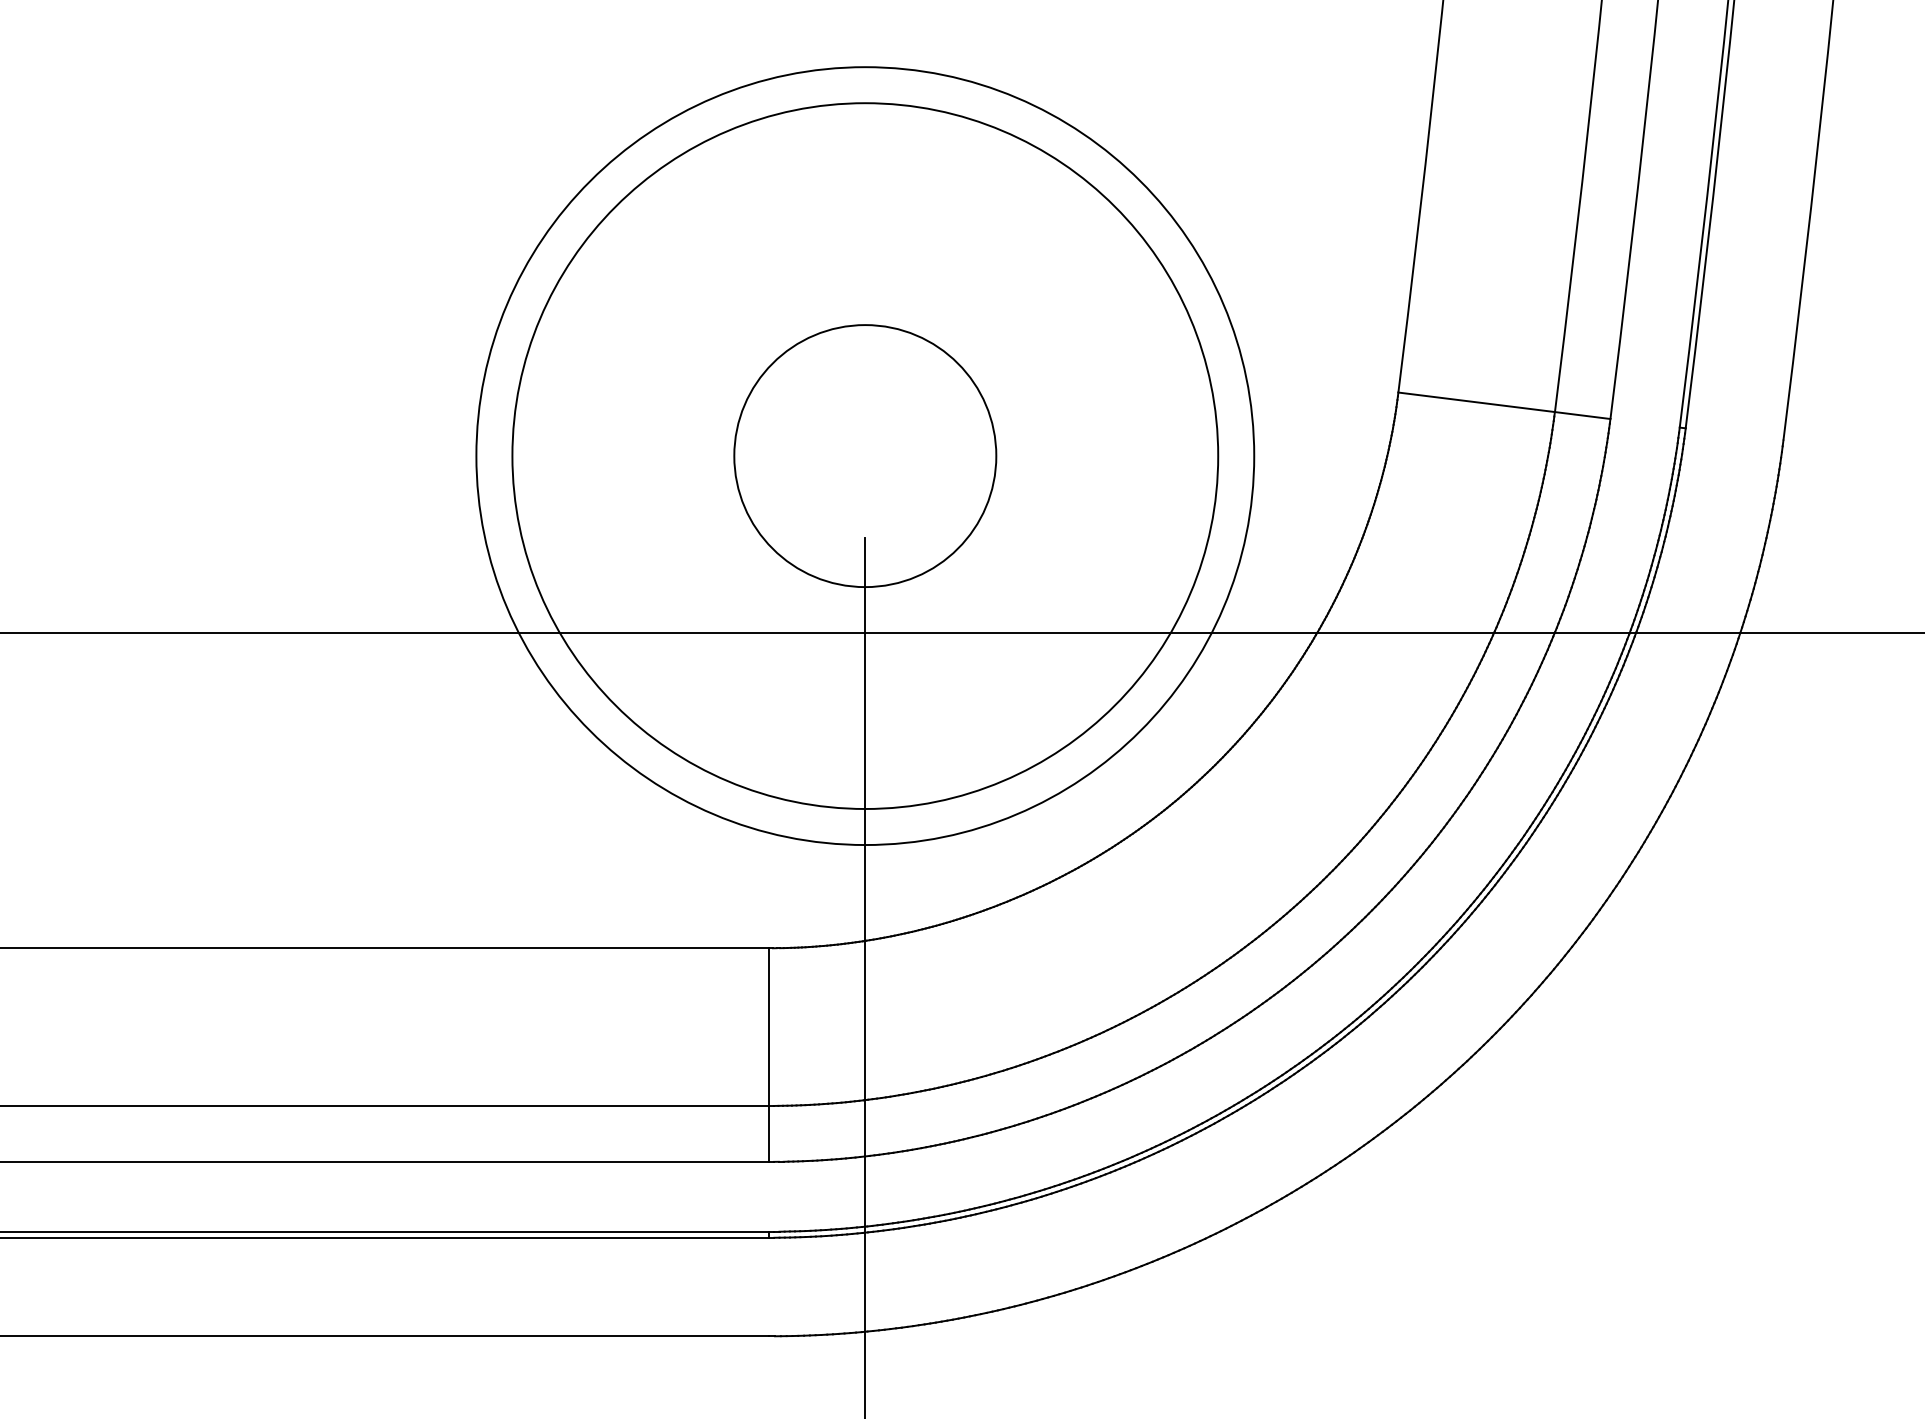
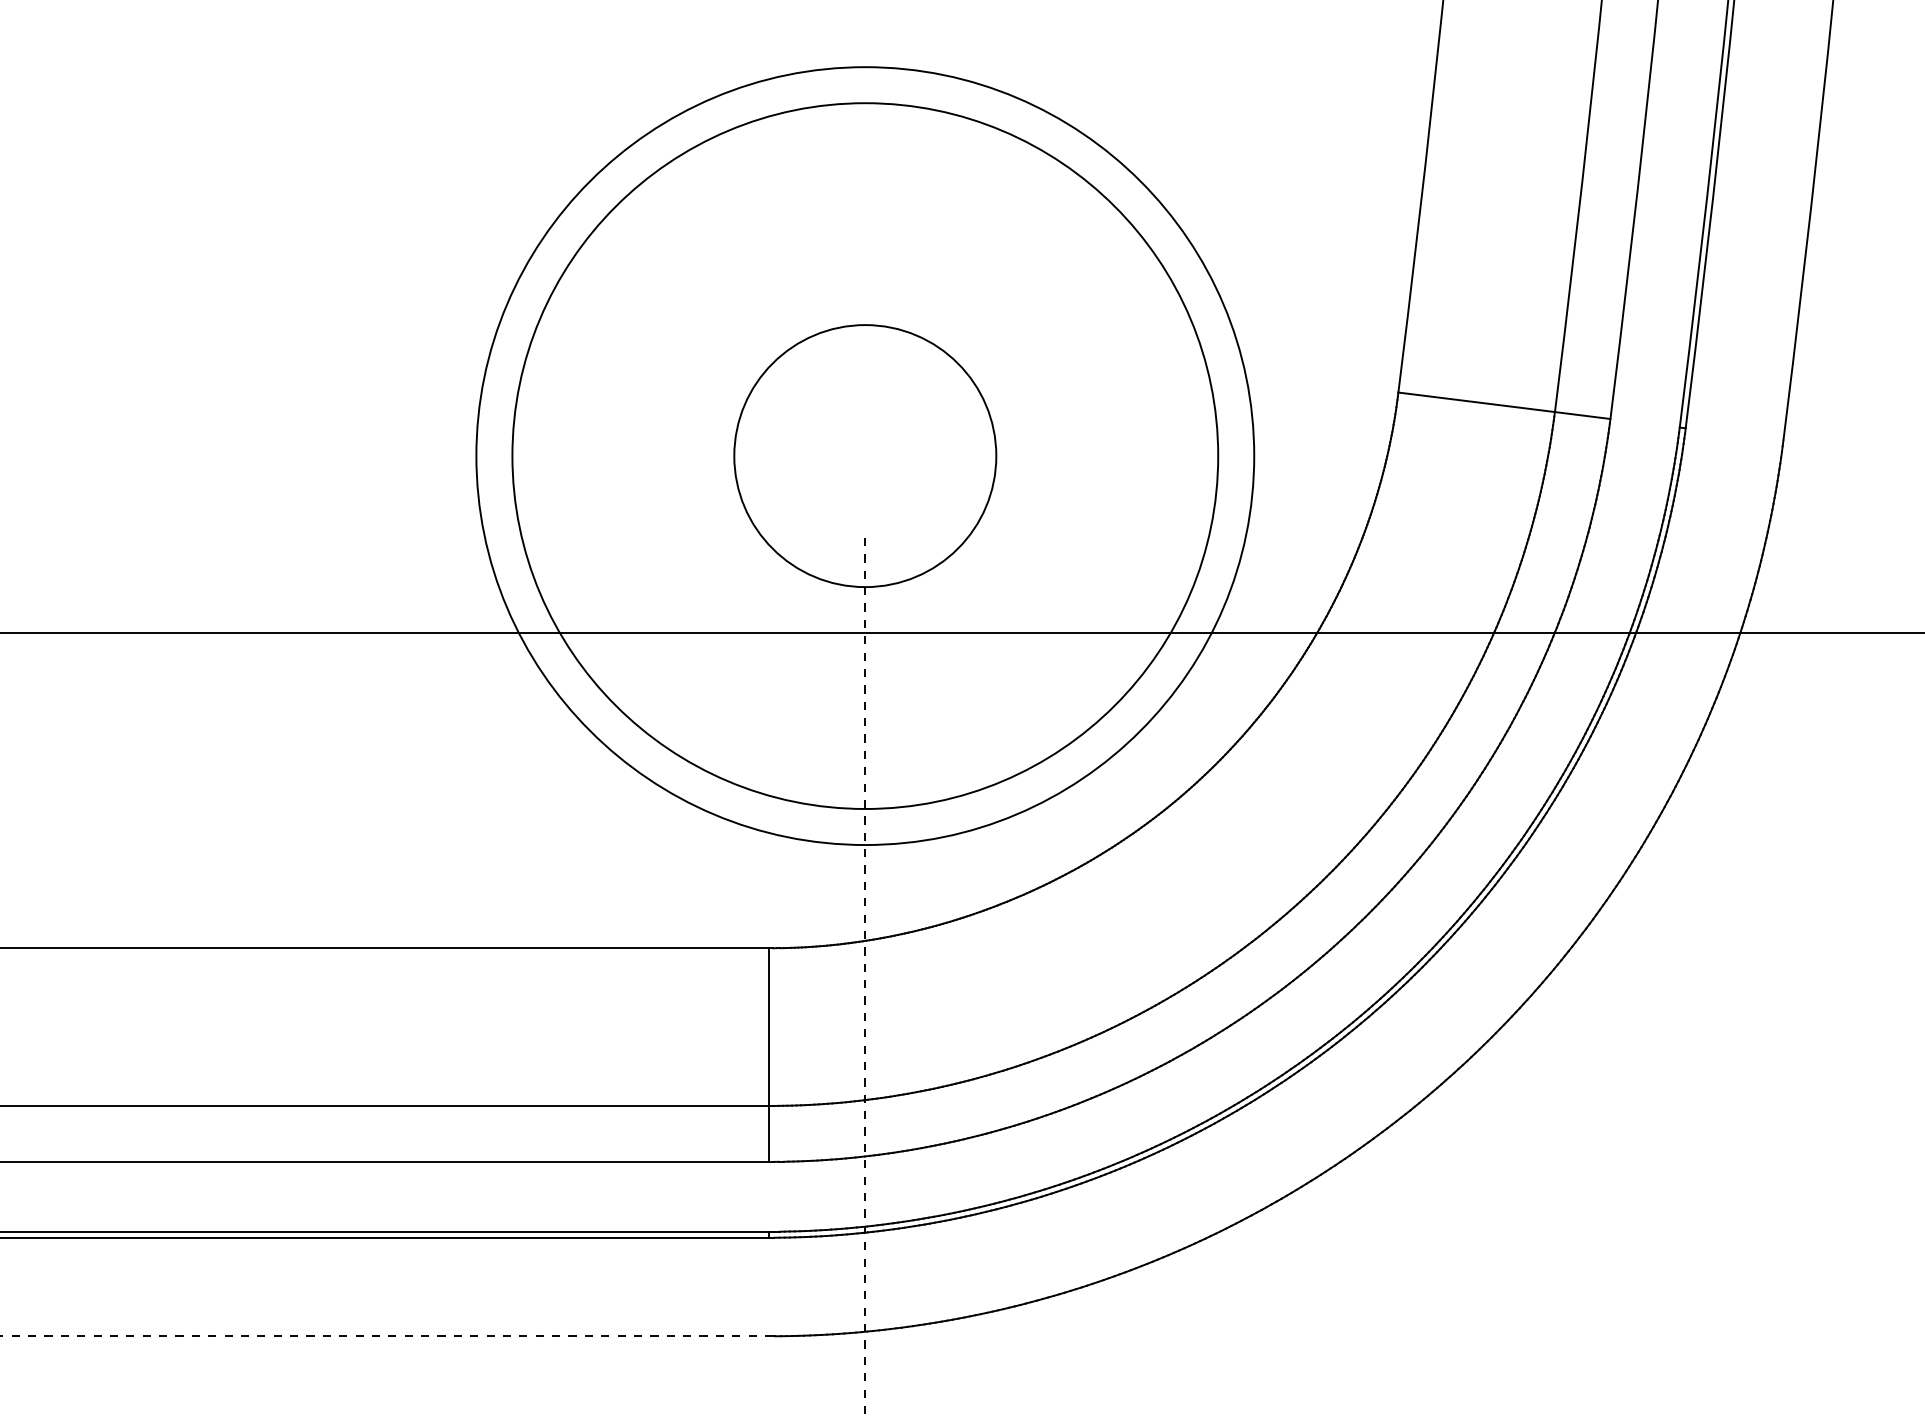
line: solid -> dashed (865, 978)
line: solid -> dashed (384, 1336)
